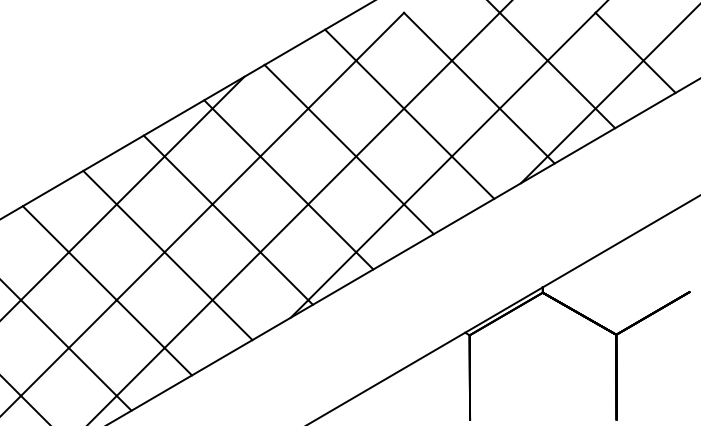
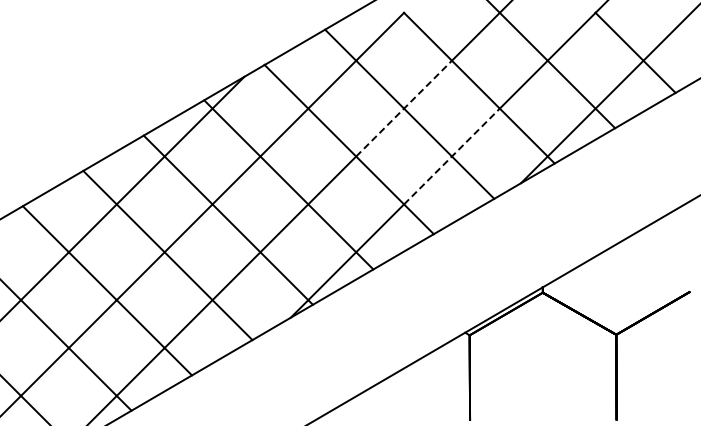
line: solid -> dashed (404, 108)
line: solid -> dashed (451, 156)
